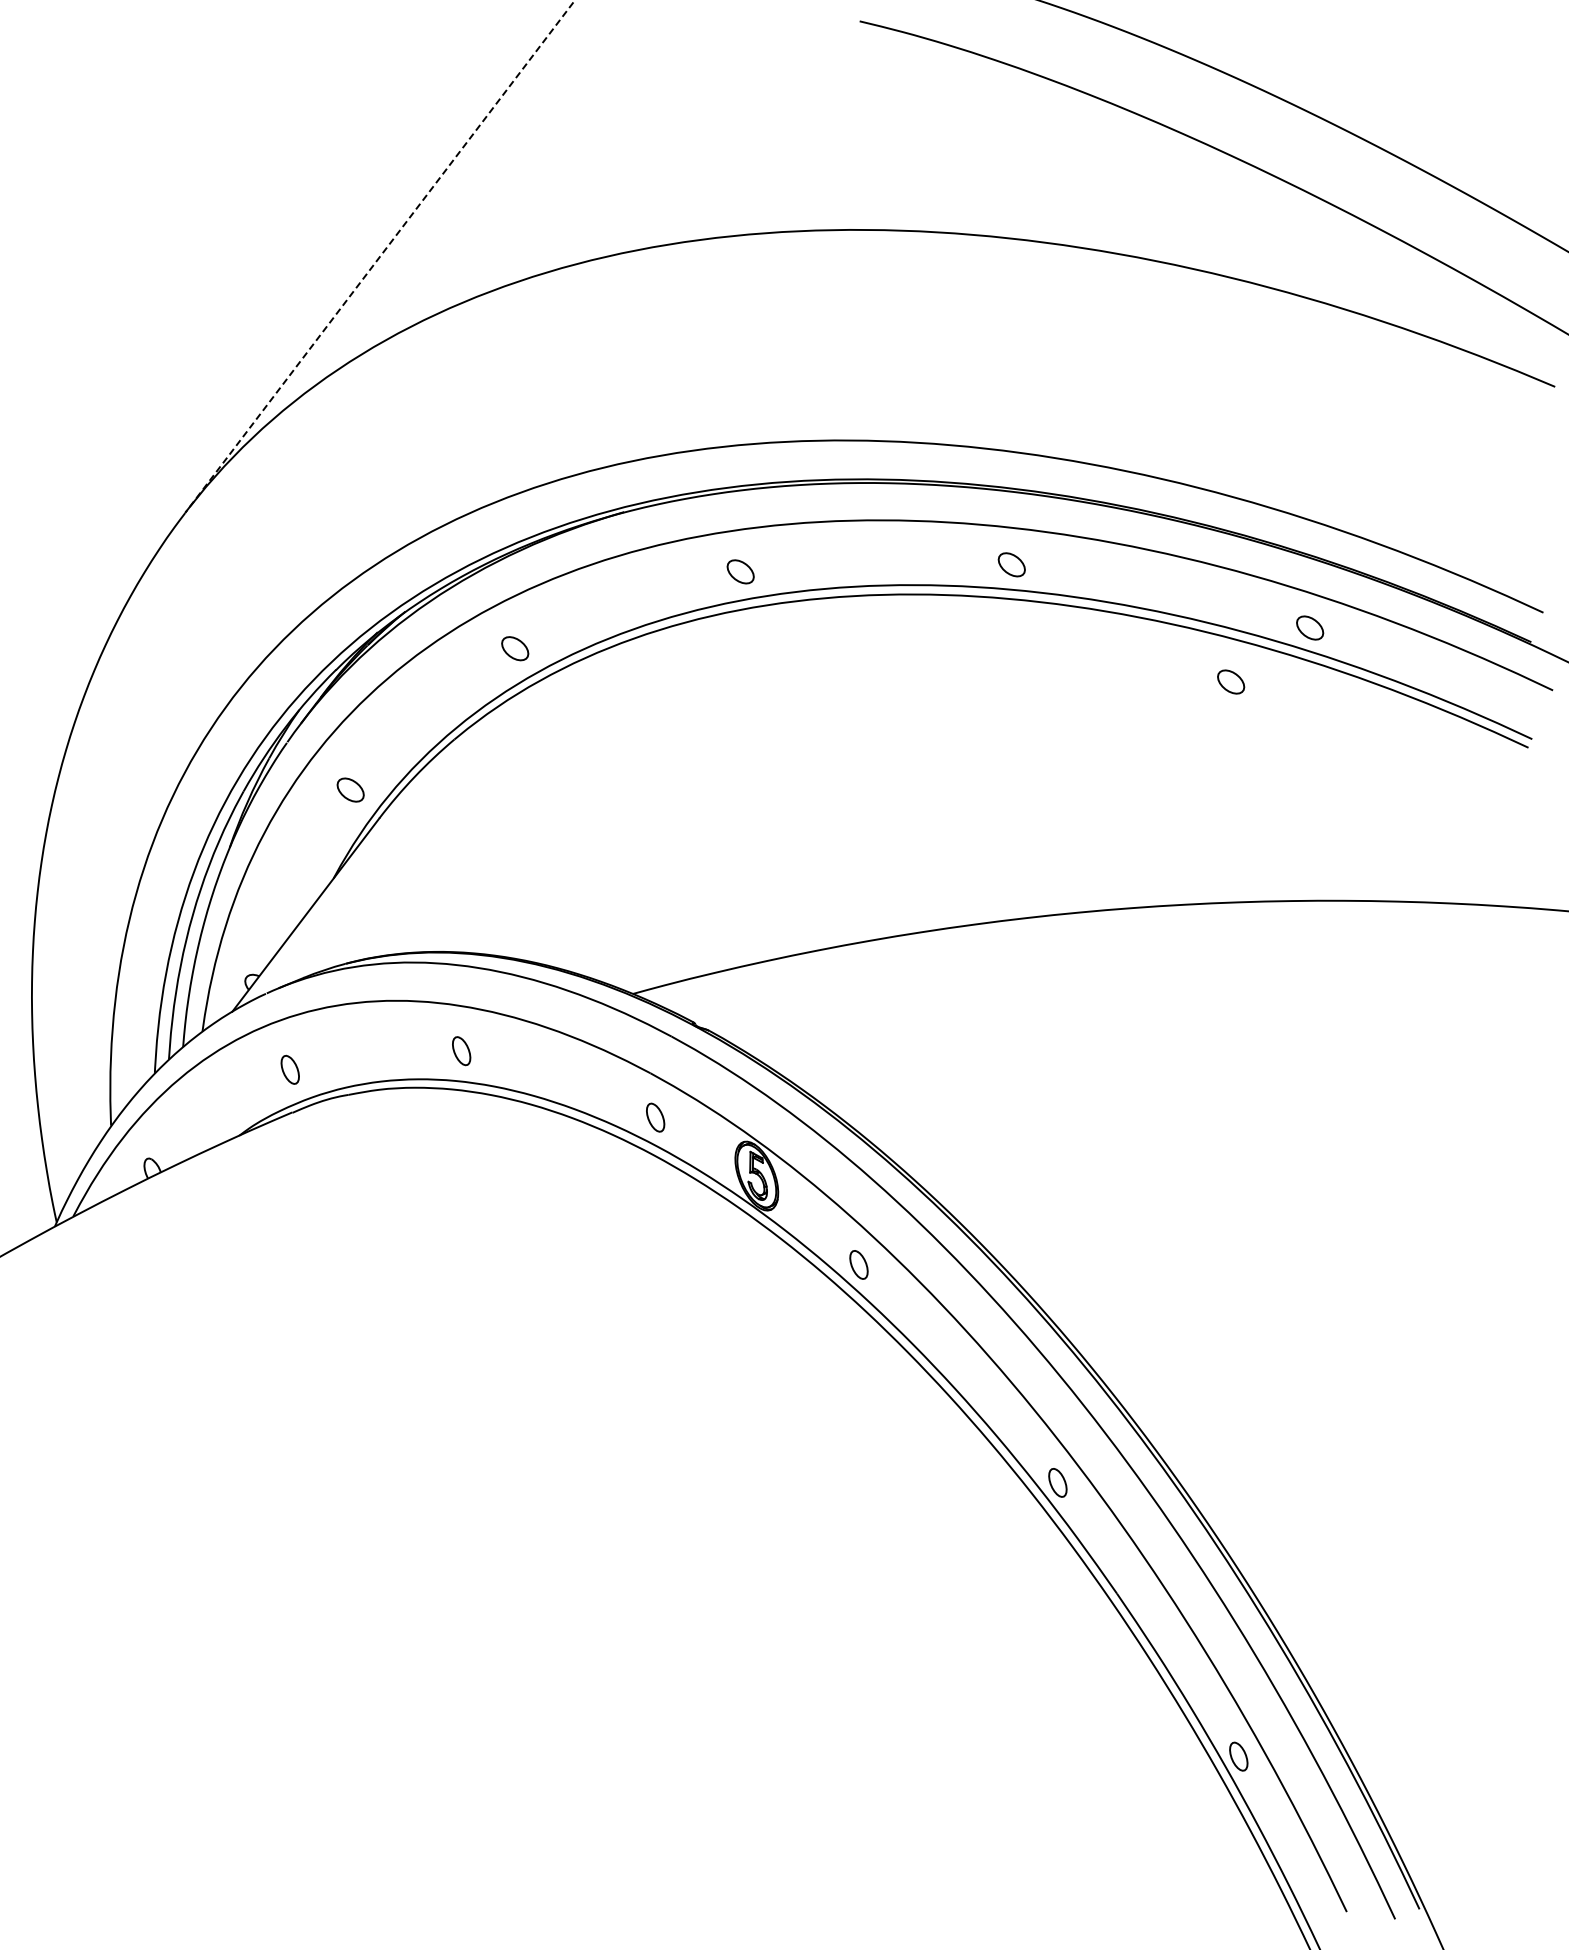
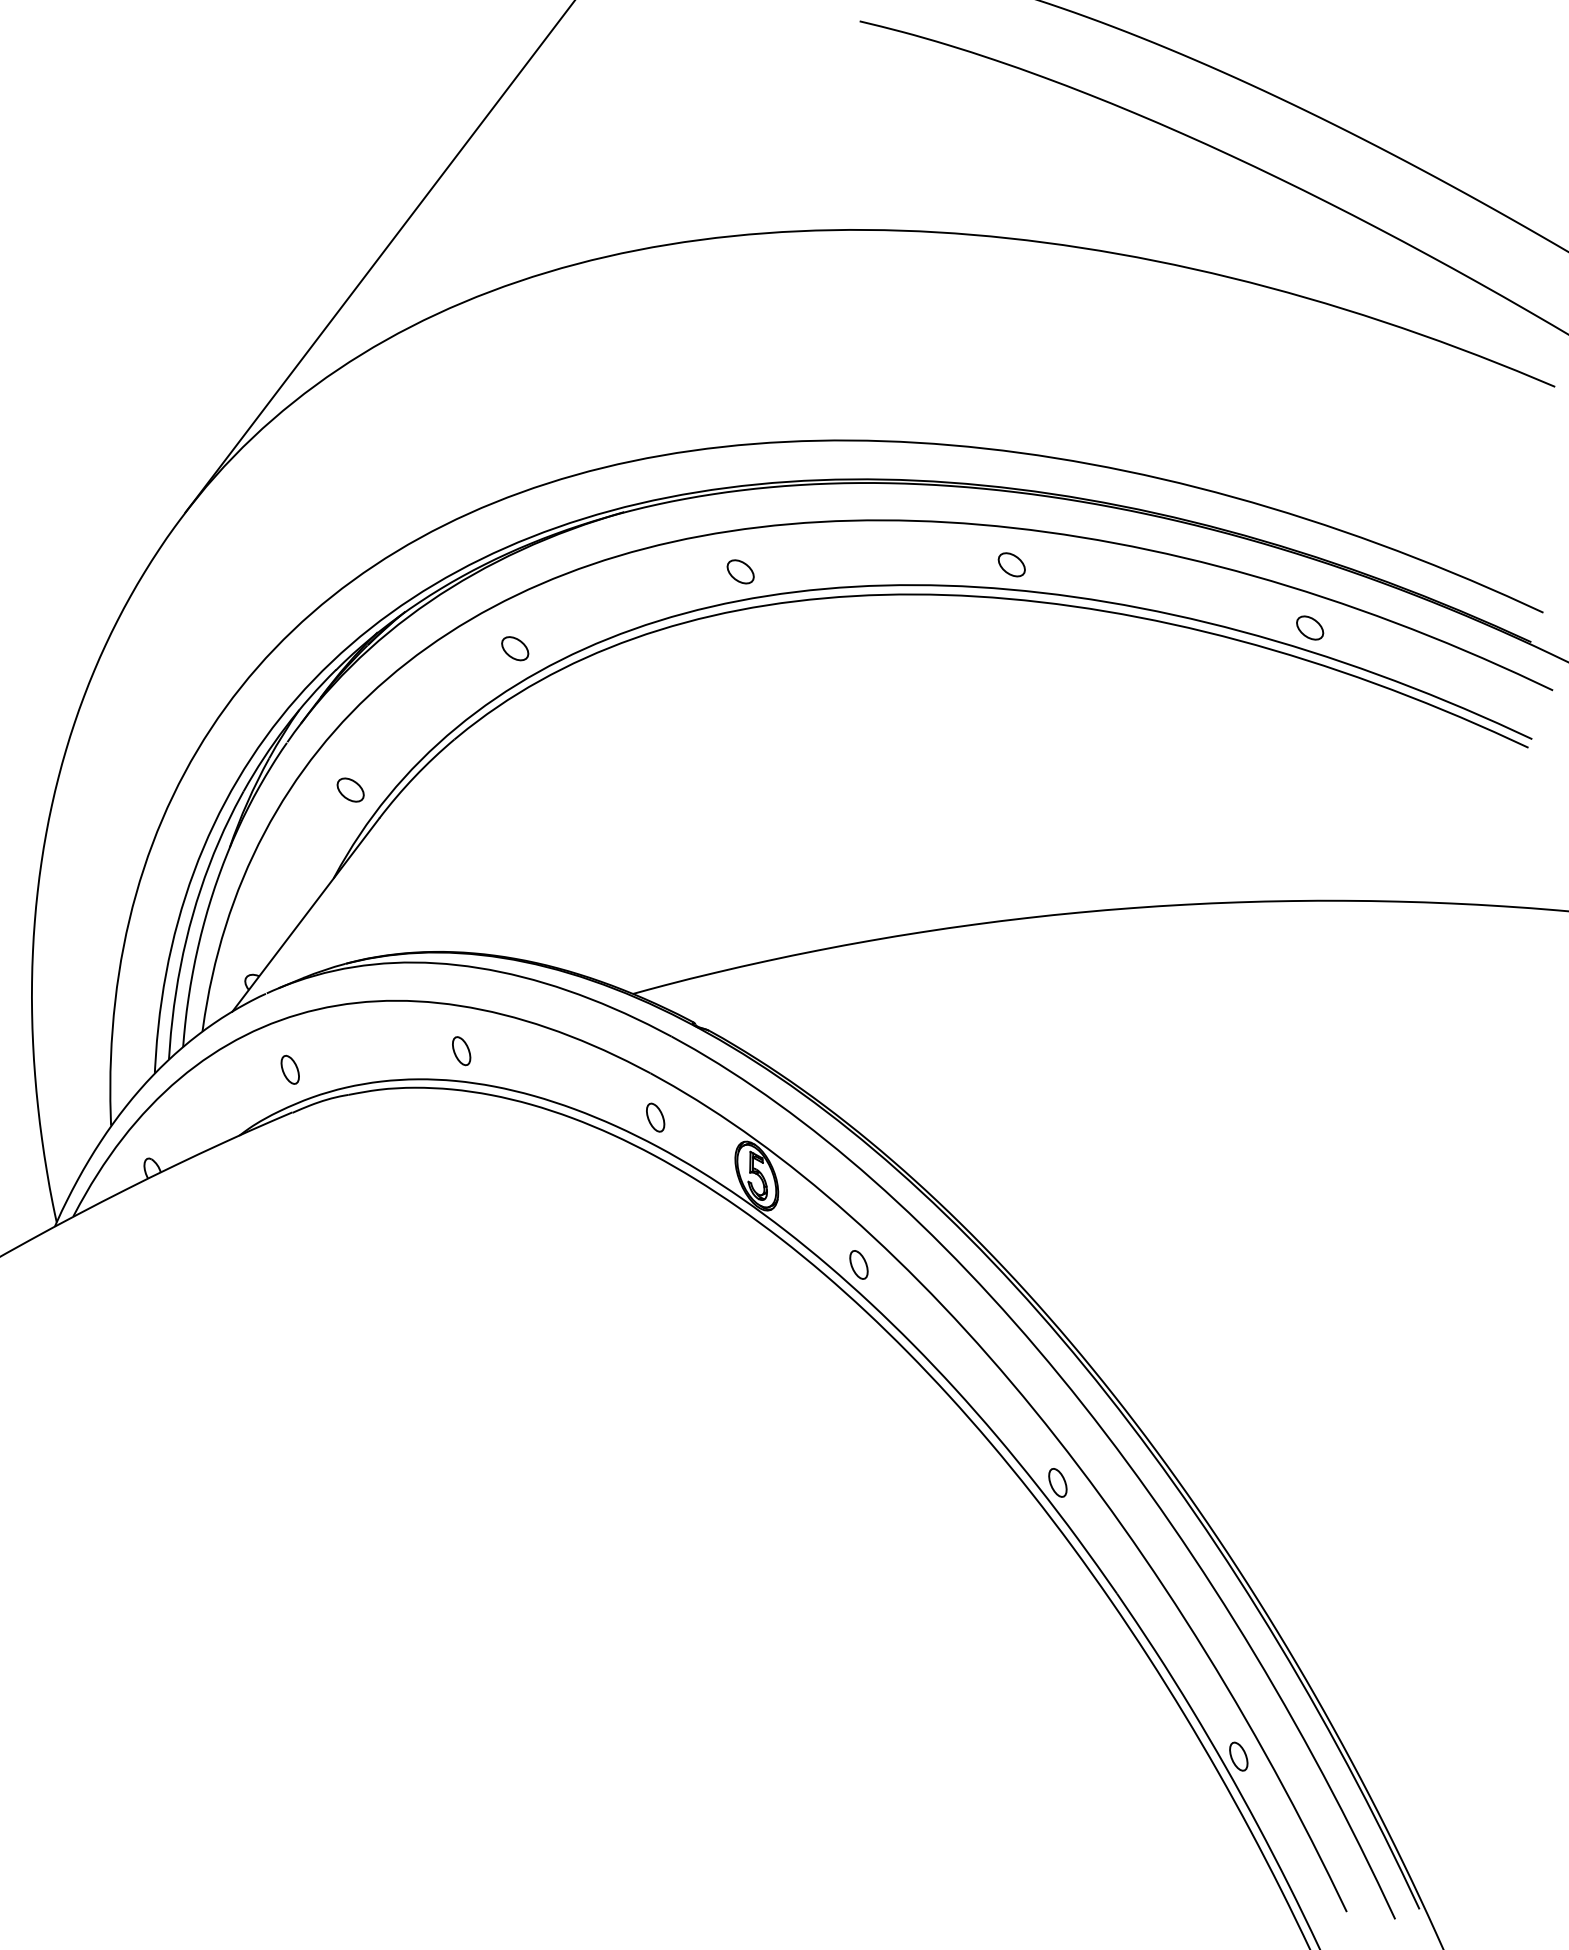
line: dashed -> solid (380, 256)
part: present -> none (1231, 681)
